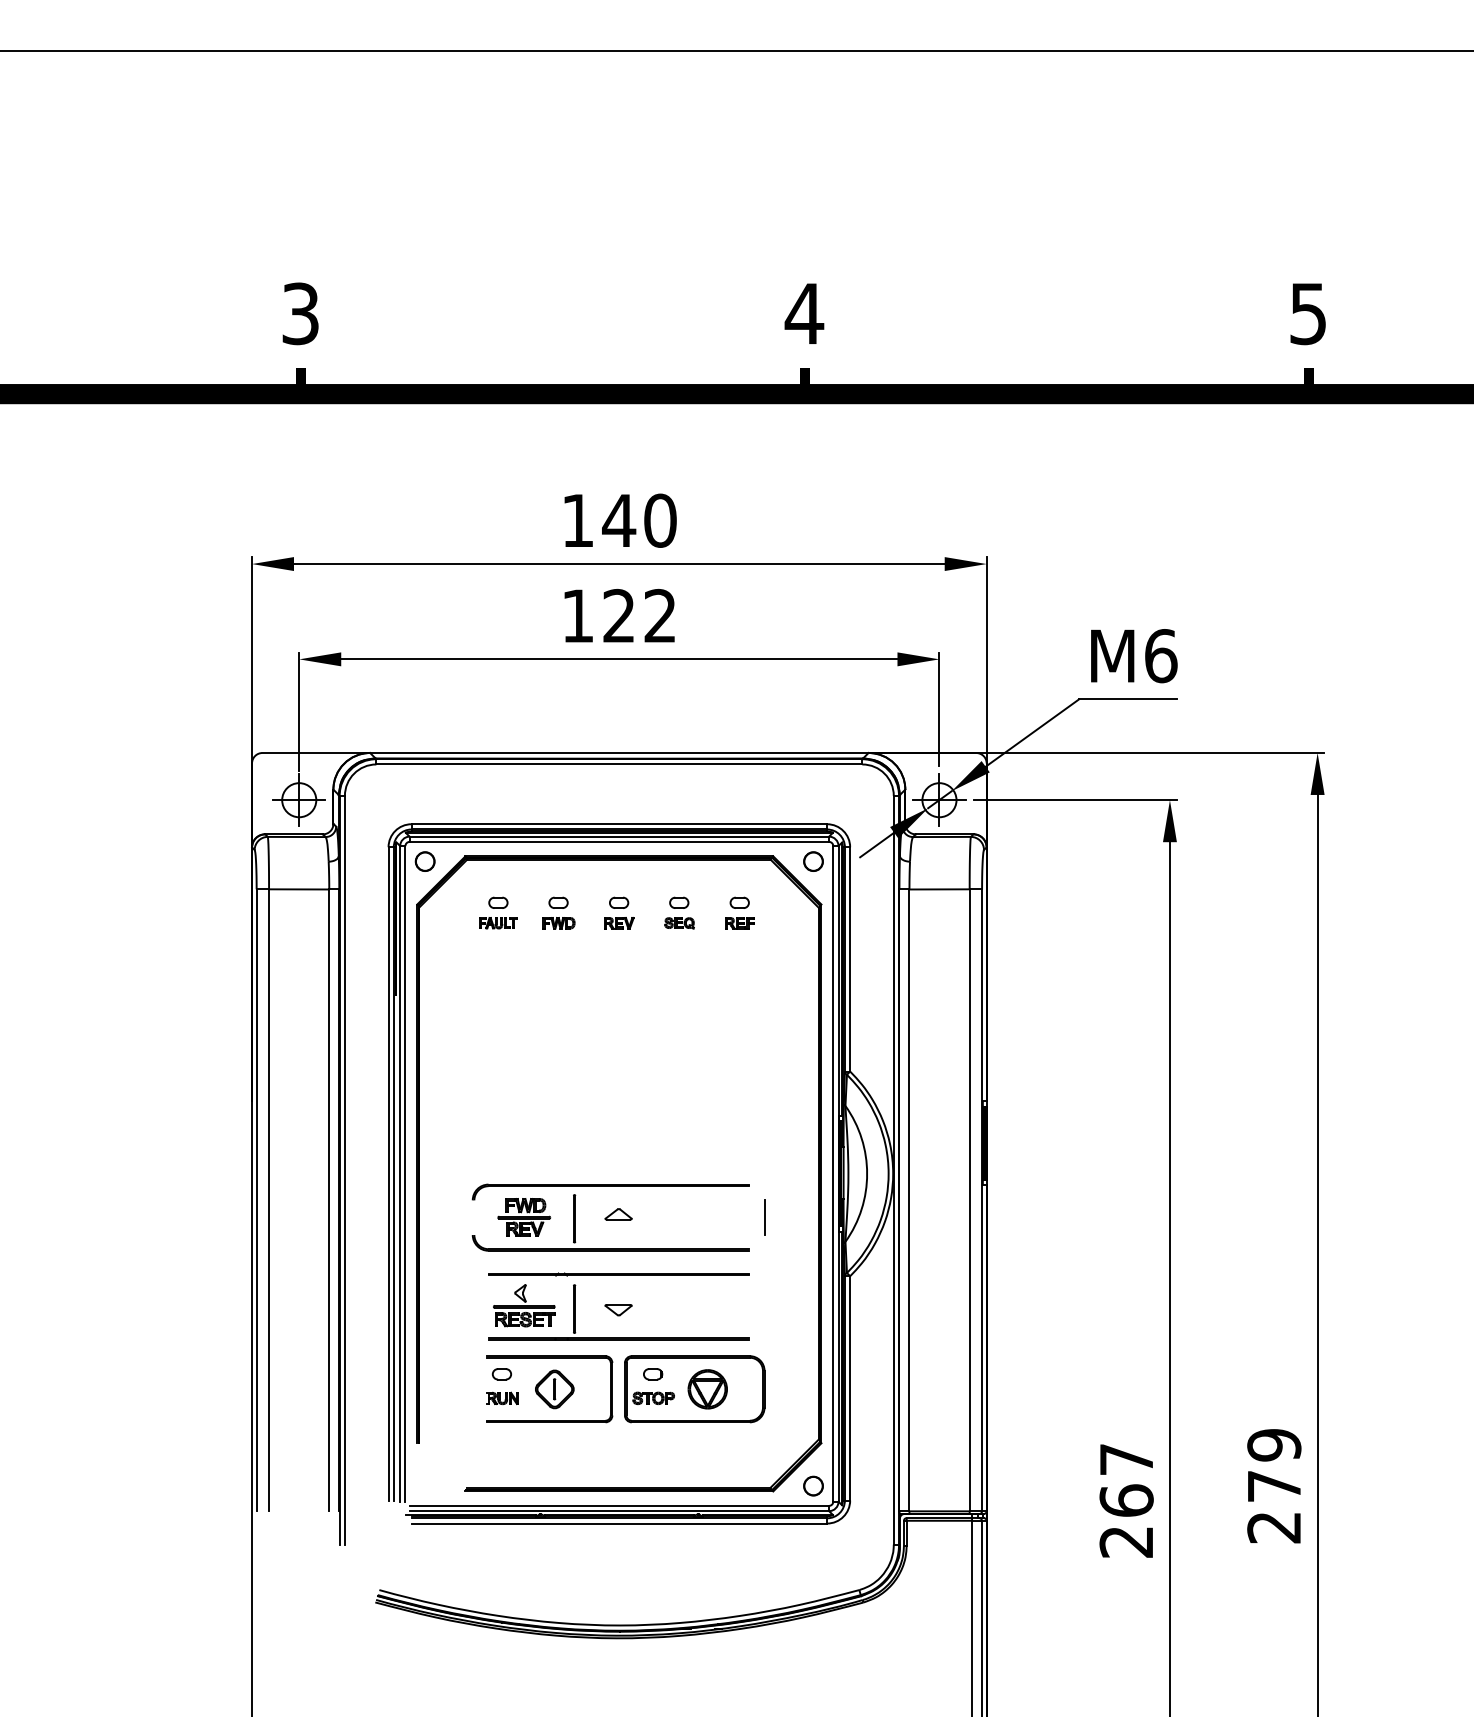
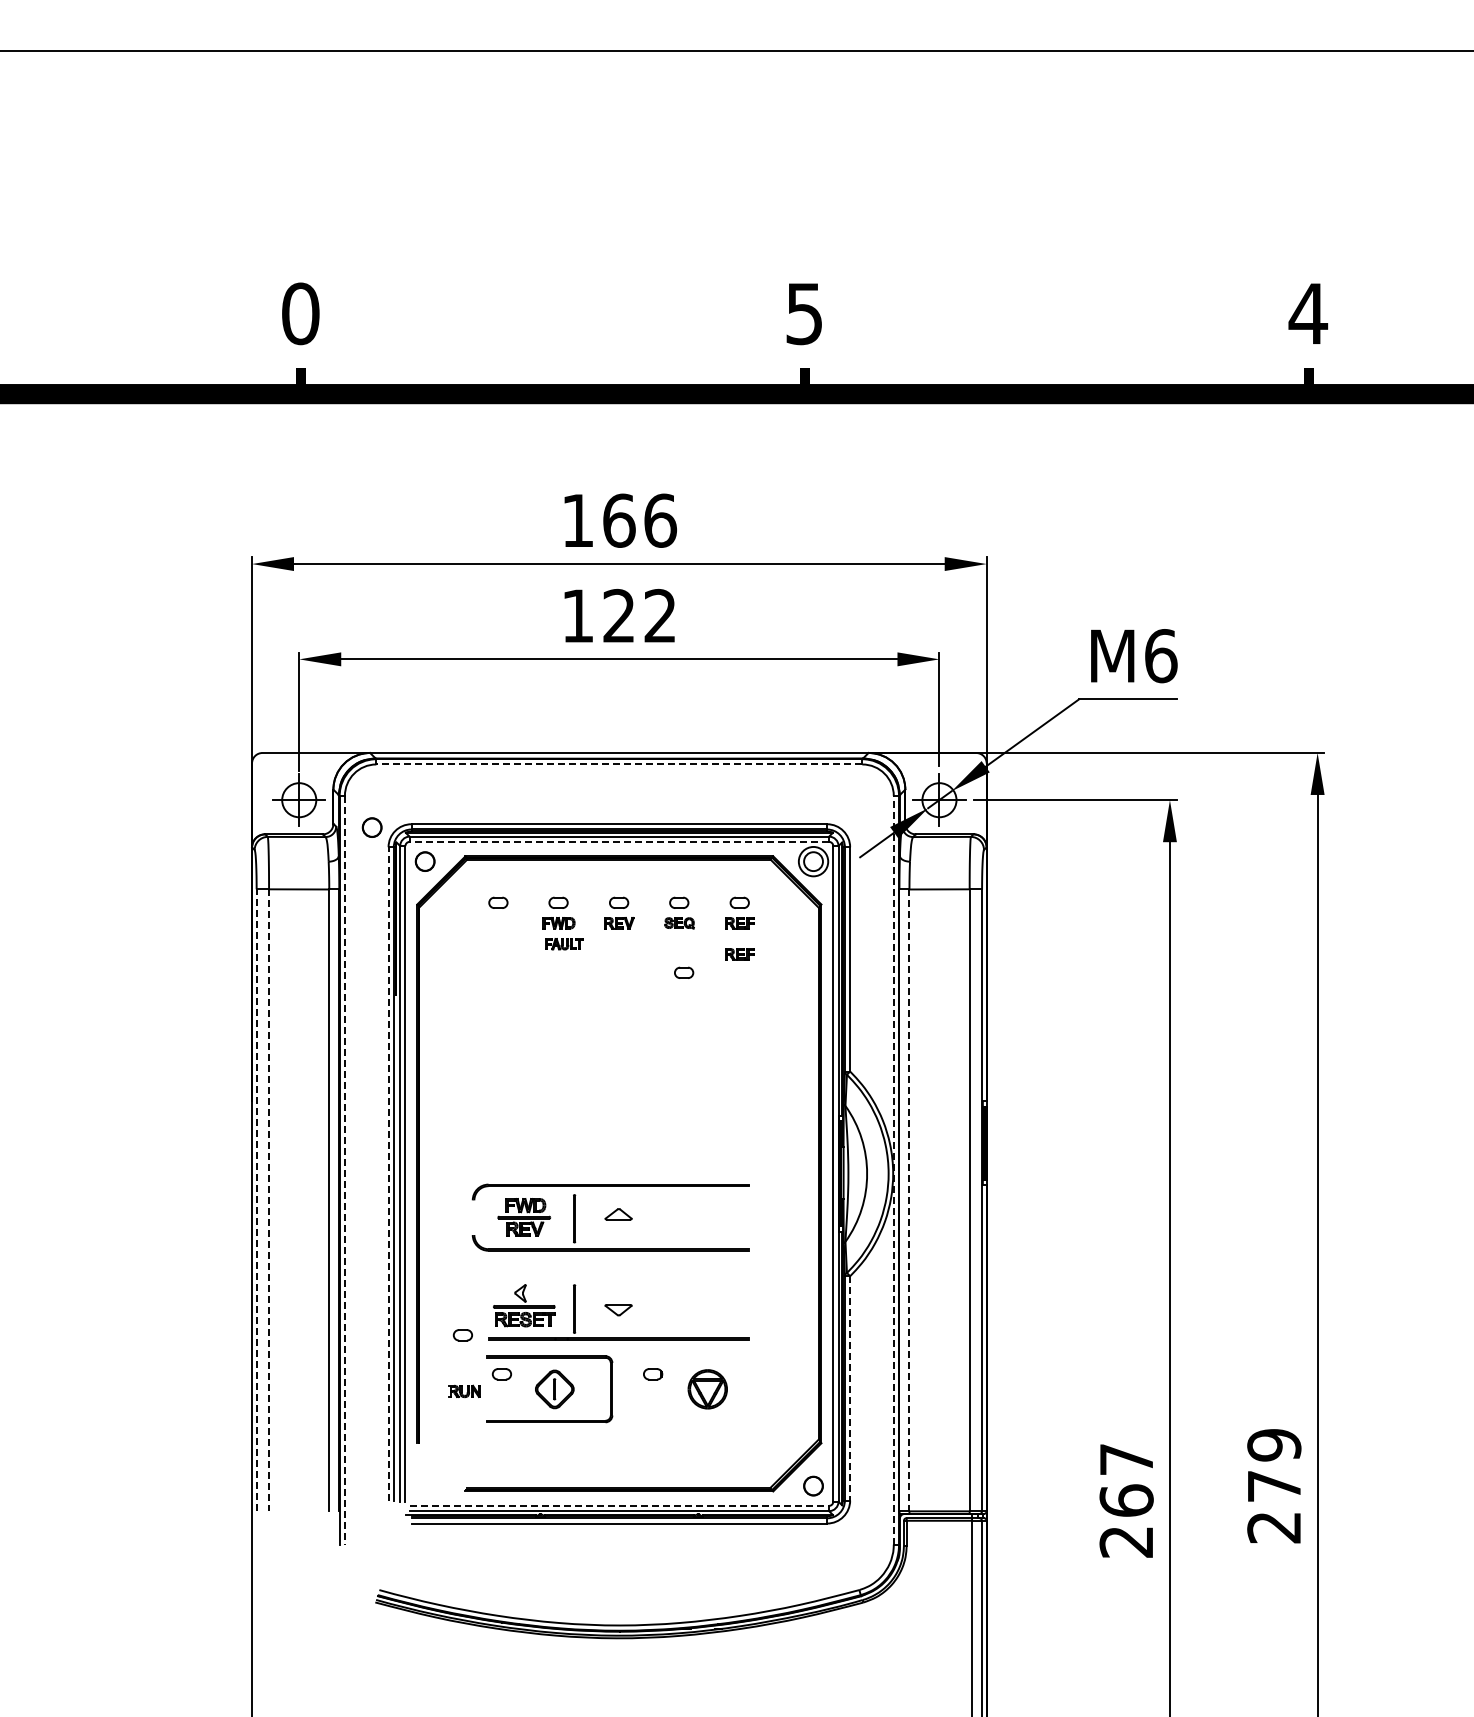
text: 3 -> 0 (300, 313)
text: 4 -> 5 (804, 314)
text: 5 -> 4 (1308, 314)
text: 140 -> 166 (639, 520)
line: solid -> dashed (619, 764)
part: none -> present (371, 827)
line: solid -> dashed (619, 841)
circle diameter: 18 px -> 29 px (813, 861)
part position: (498, 923) -> (564, 944) (564, 944)
part: none -> present (739, 954)
part: none -> present (684, 972)
line: solid -> dashed (893, 1169)
line: solid -> dashed (344, 1170)
line: solid -> dashed (388, 1173)
line: solid -> dashed (256, 1199)
line: solid -> dashed (269, 1200)
line: solid -> dashed (909, 1200)
line: present -> none (764, 1217)
line: present -> none (618, 1274)
part: none -> present (462, 1335)
line: solid -> dashed (850, 1388)
part: present -> none (694, 1389)
part position: (502, 1398) -> (464, 1391) (464, 1391)
line: solid -> dashed (619, 1505)
